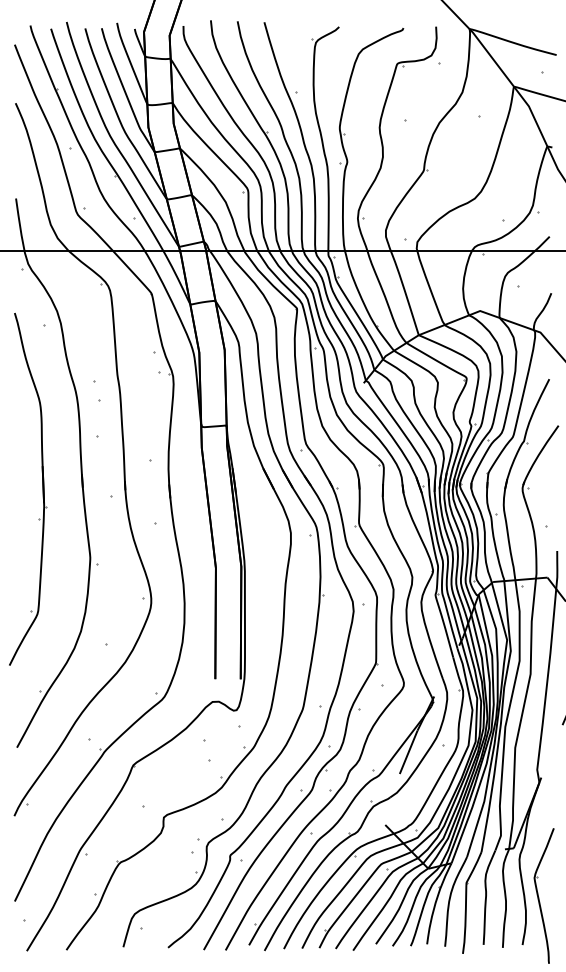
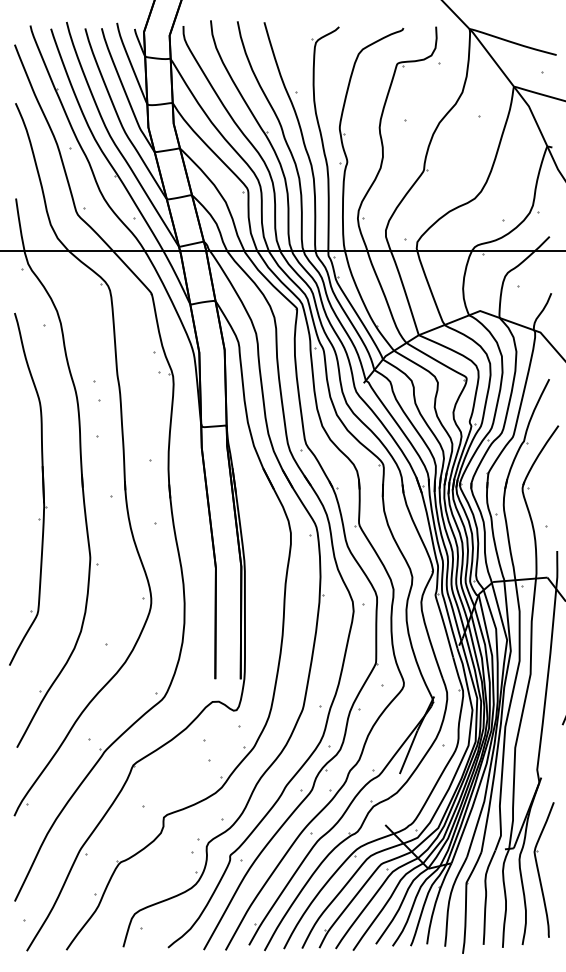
part position: (543, 895) -> (543, 869) (543, 869)
